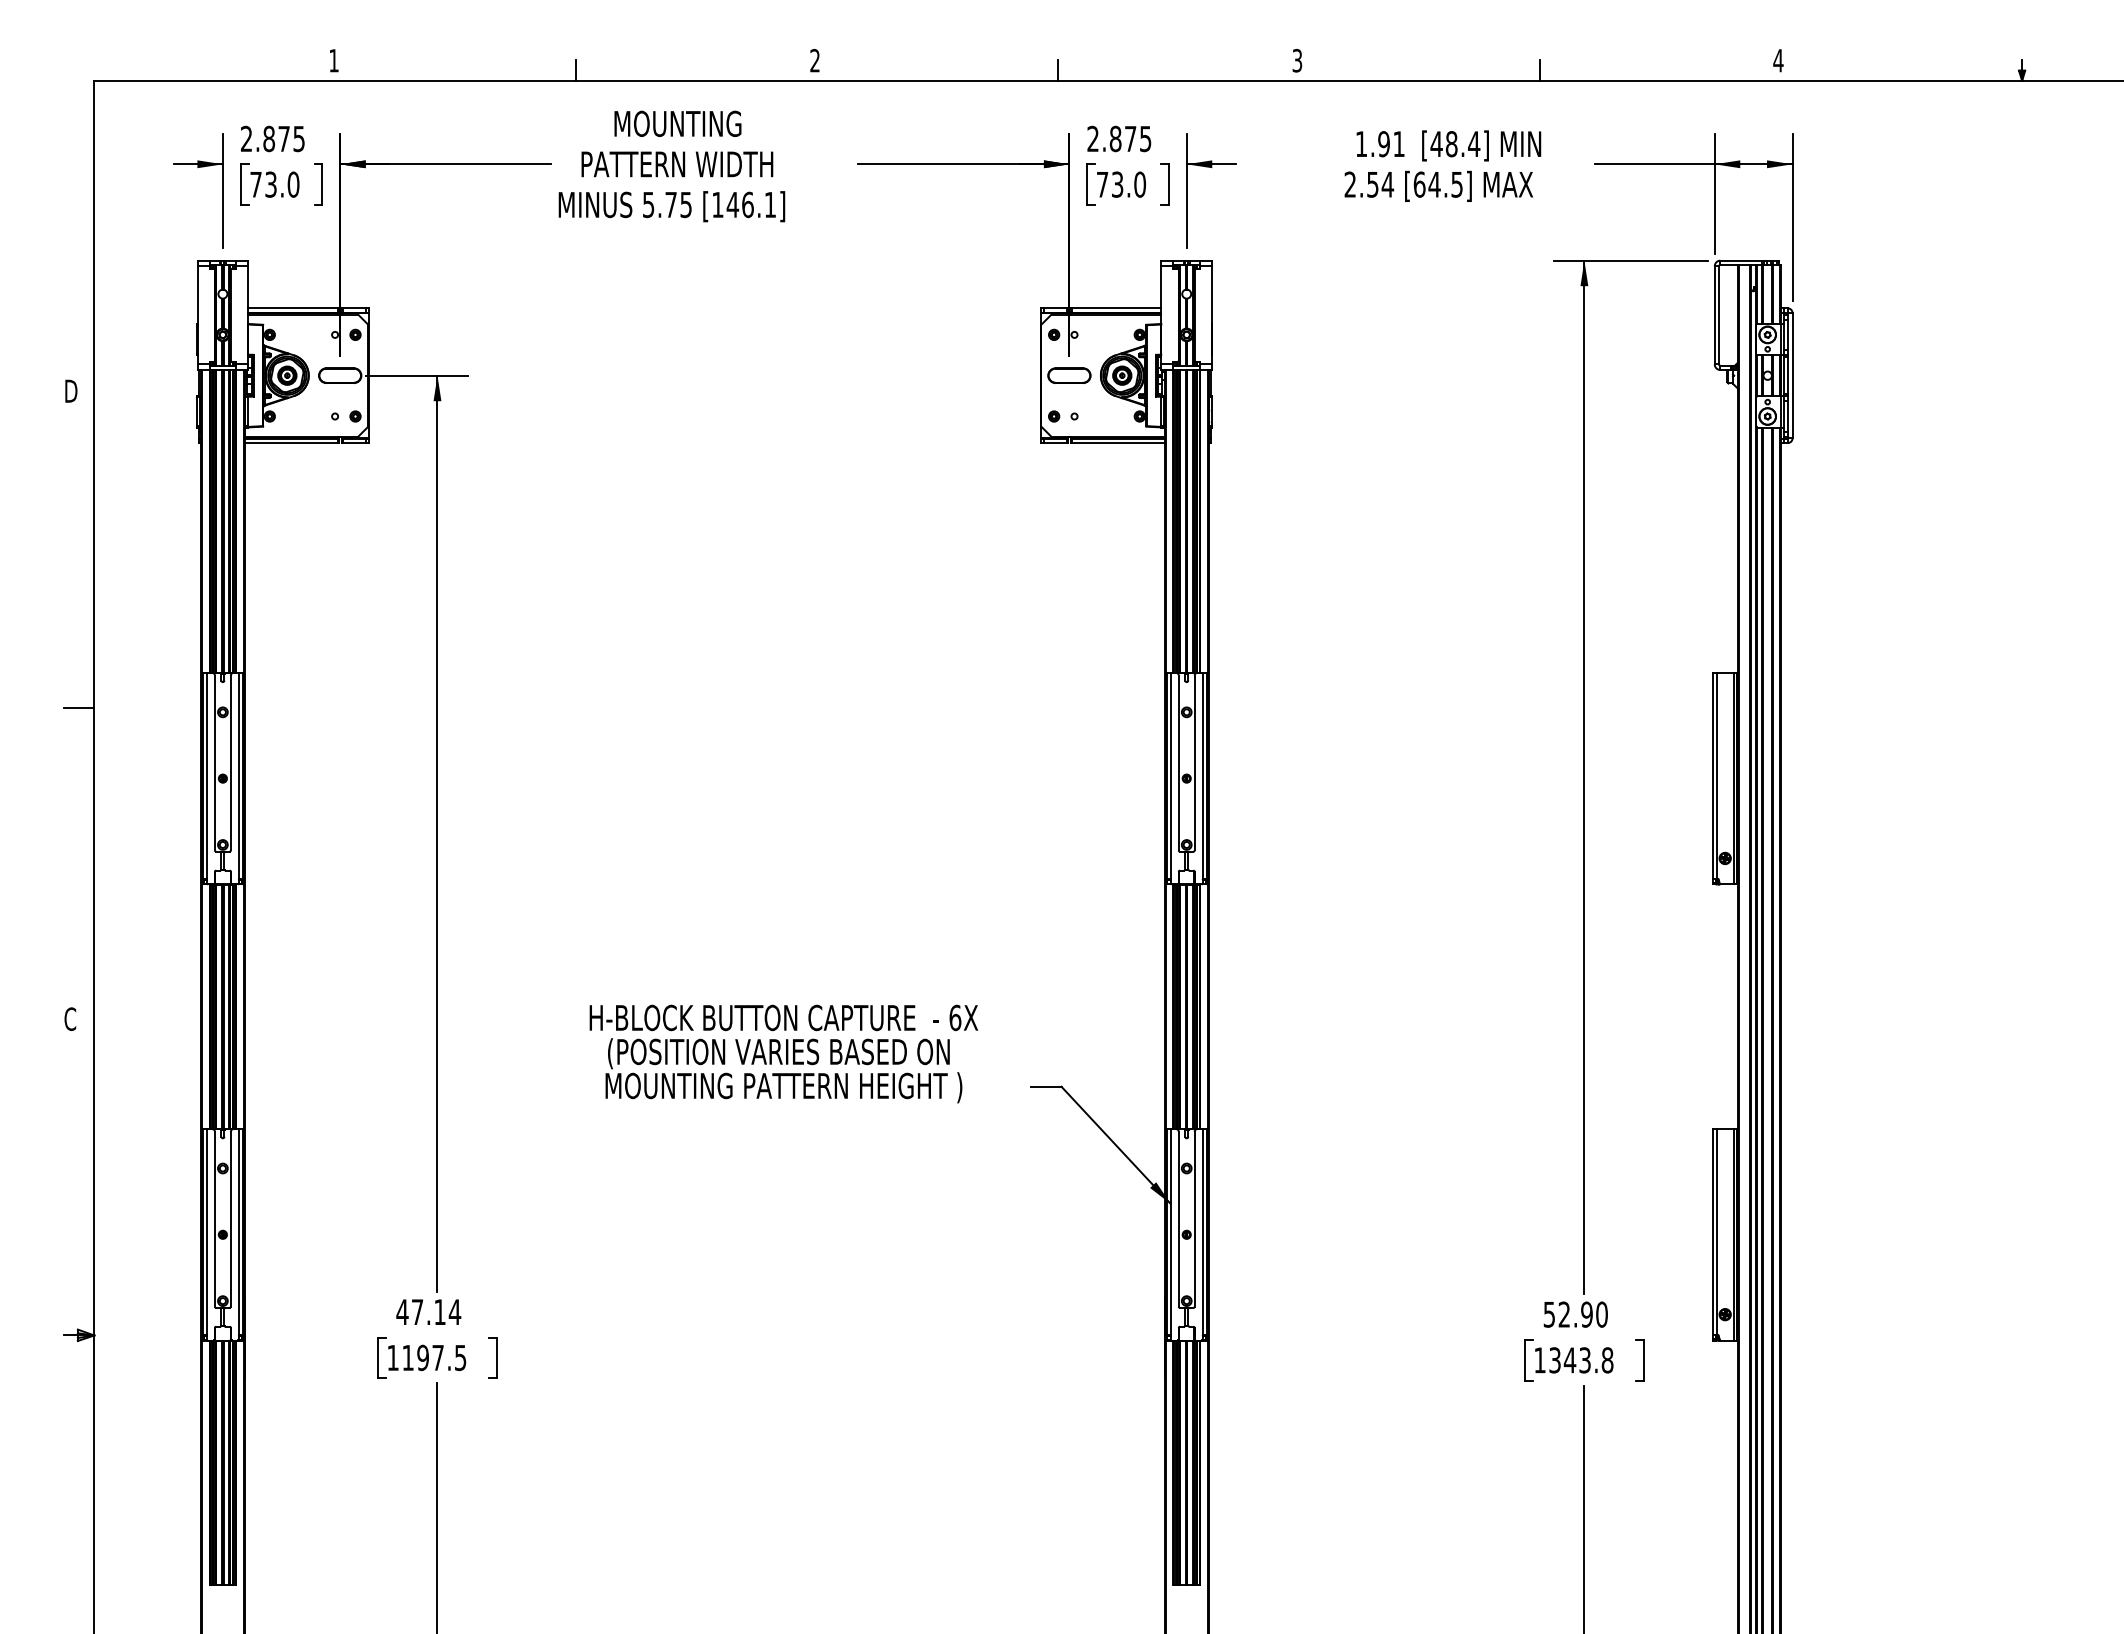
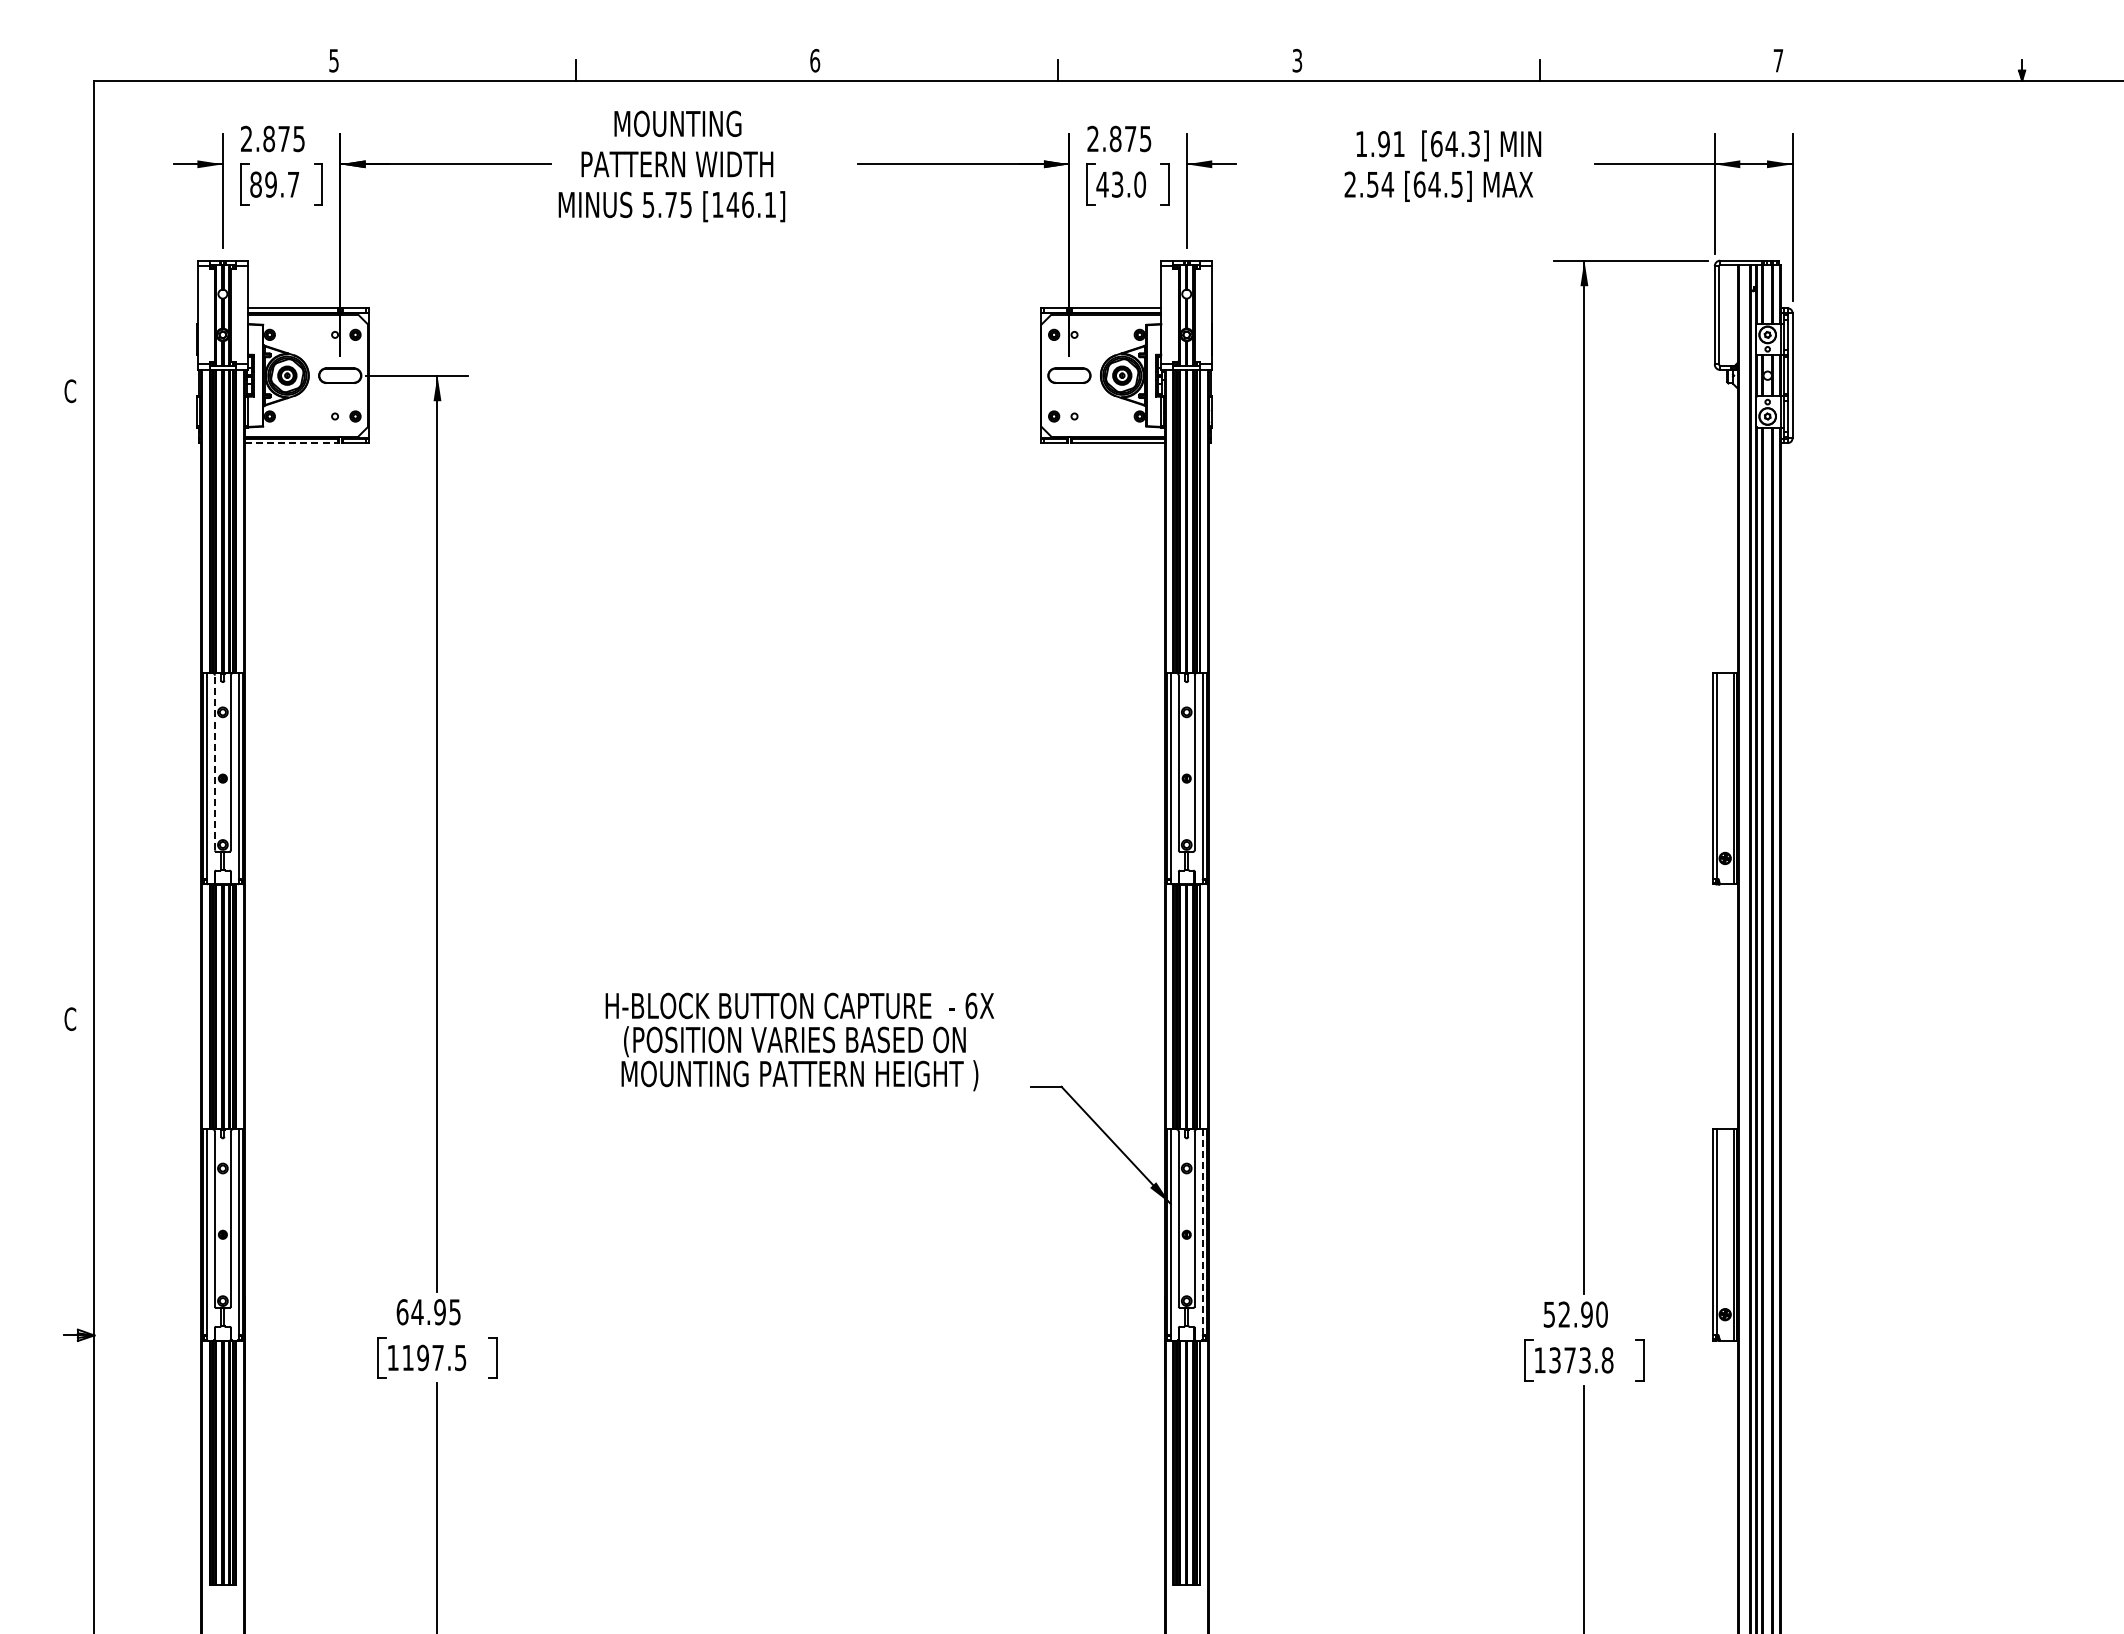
text: 1 -> 5 (333, 60)
text: 2 -> 6 (815, 60)
text: 4 -> 7 (1778, 60)
text: [48.4] -> [64.3] (1455, 144)
text: 73.0 -> 89.7 (274, 184)
text: 73.0 -> 43.0 (1102, 184)
text: D -> C (70, 391)
line: solid -> dashed (291, 443)
line: present -> none (78, 708)
line: solid -> dashed (214, 762)
text position: (783, 1053) -> (799, 1041) (799, 1041)
line: solid -> dashed (1202, 1231)
text: 47.14 -> 64.95 (428, 1312)
text: 1343.8 -> 1373.8 (1569, 1360)
